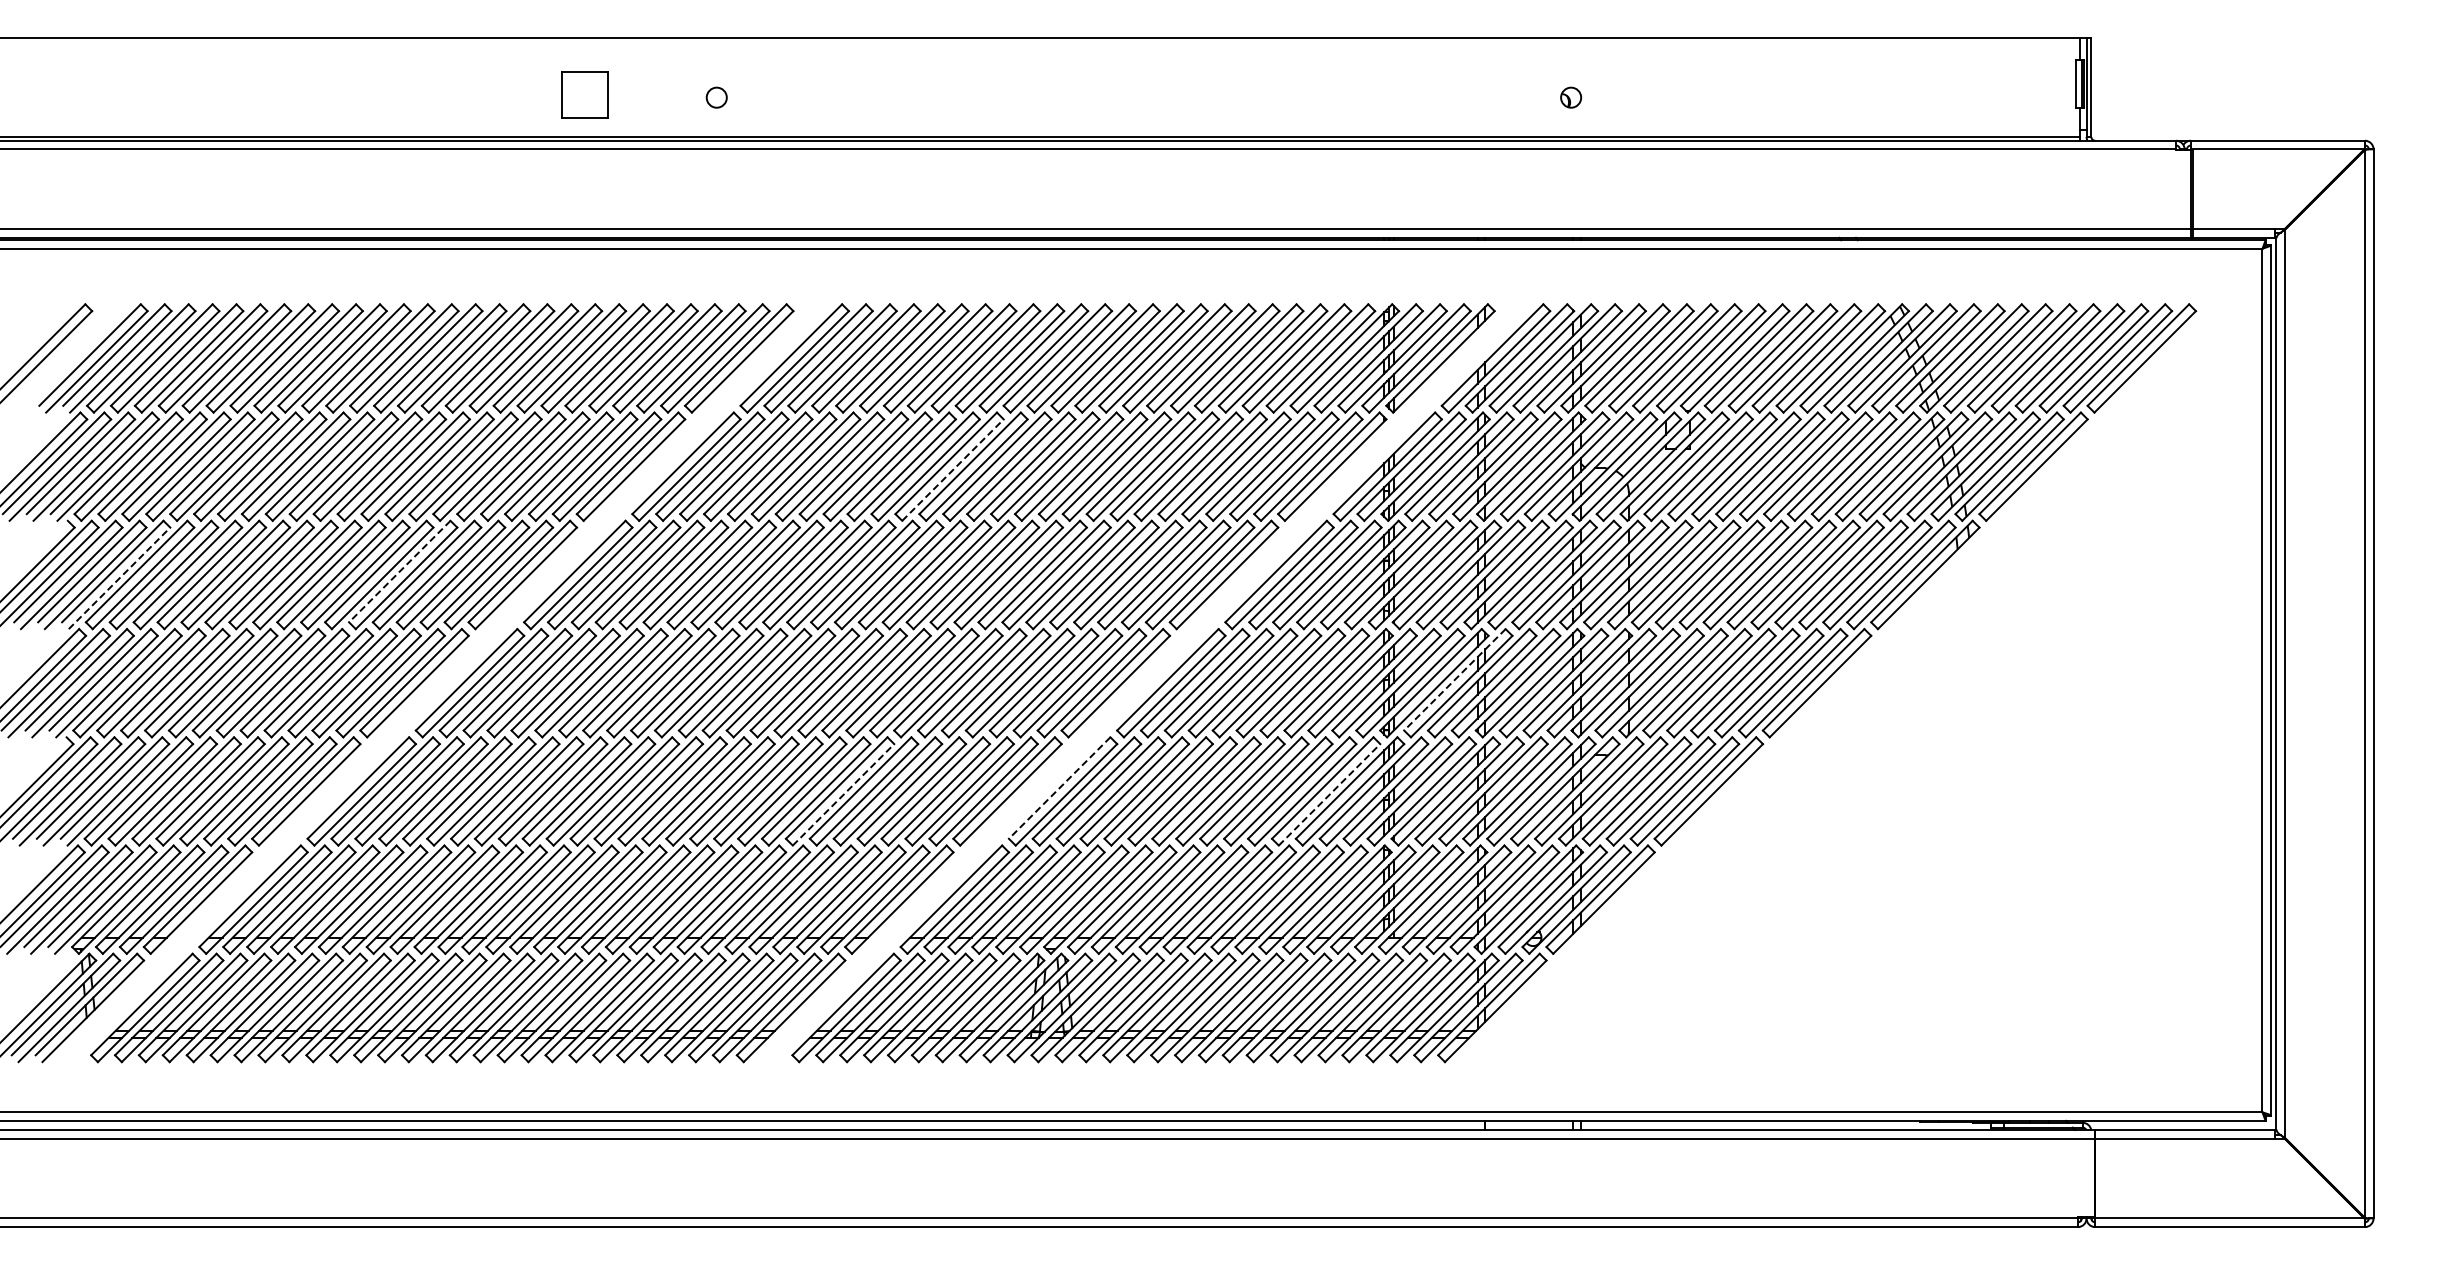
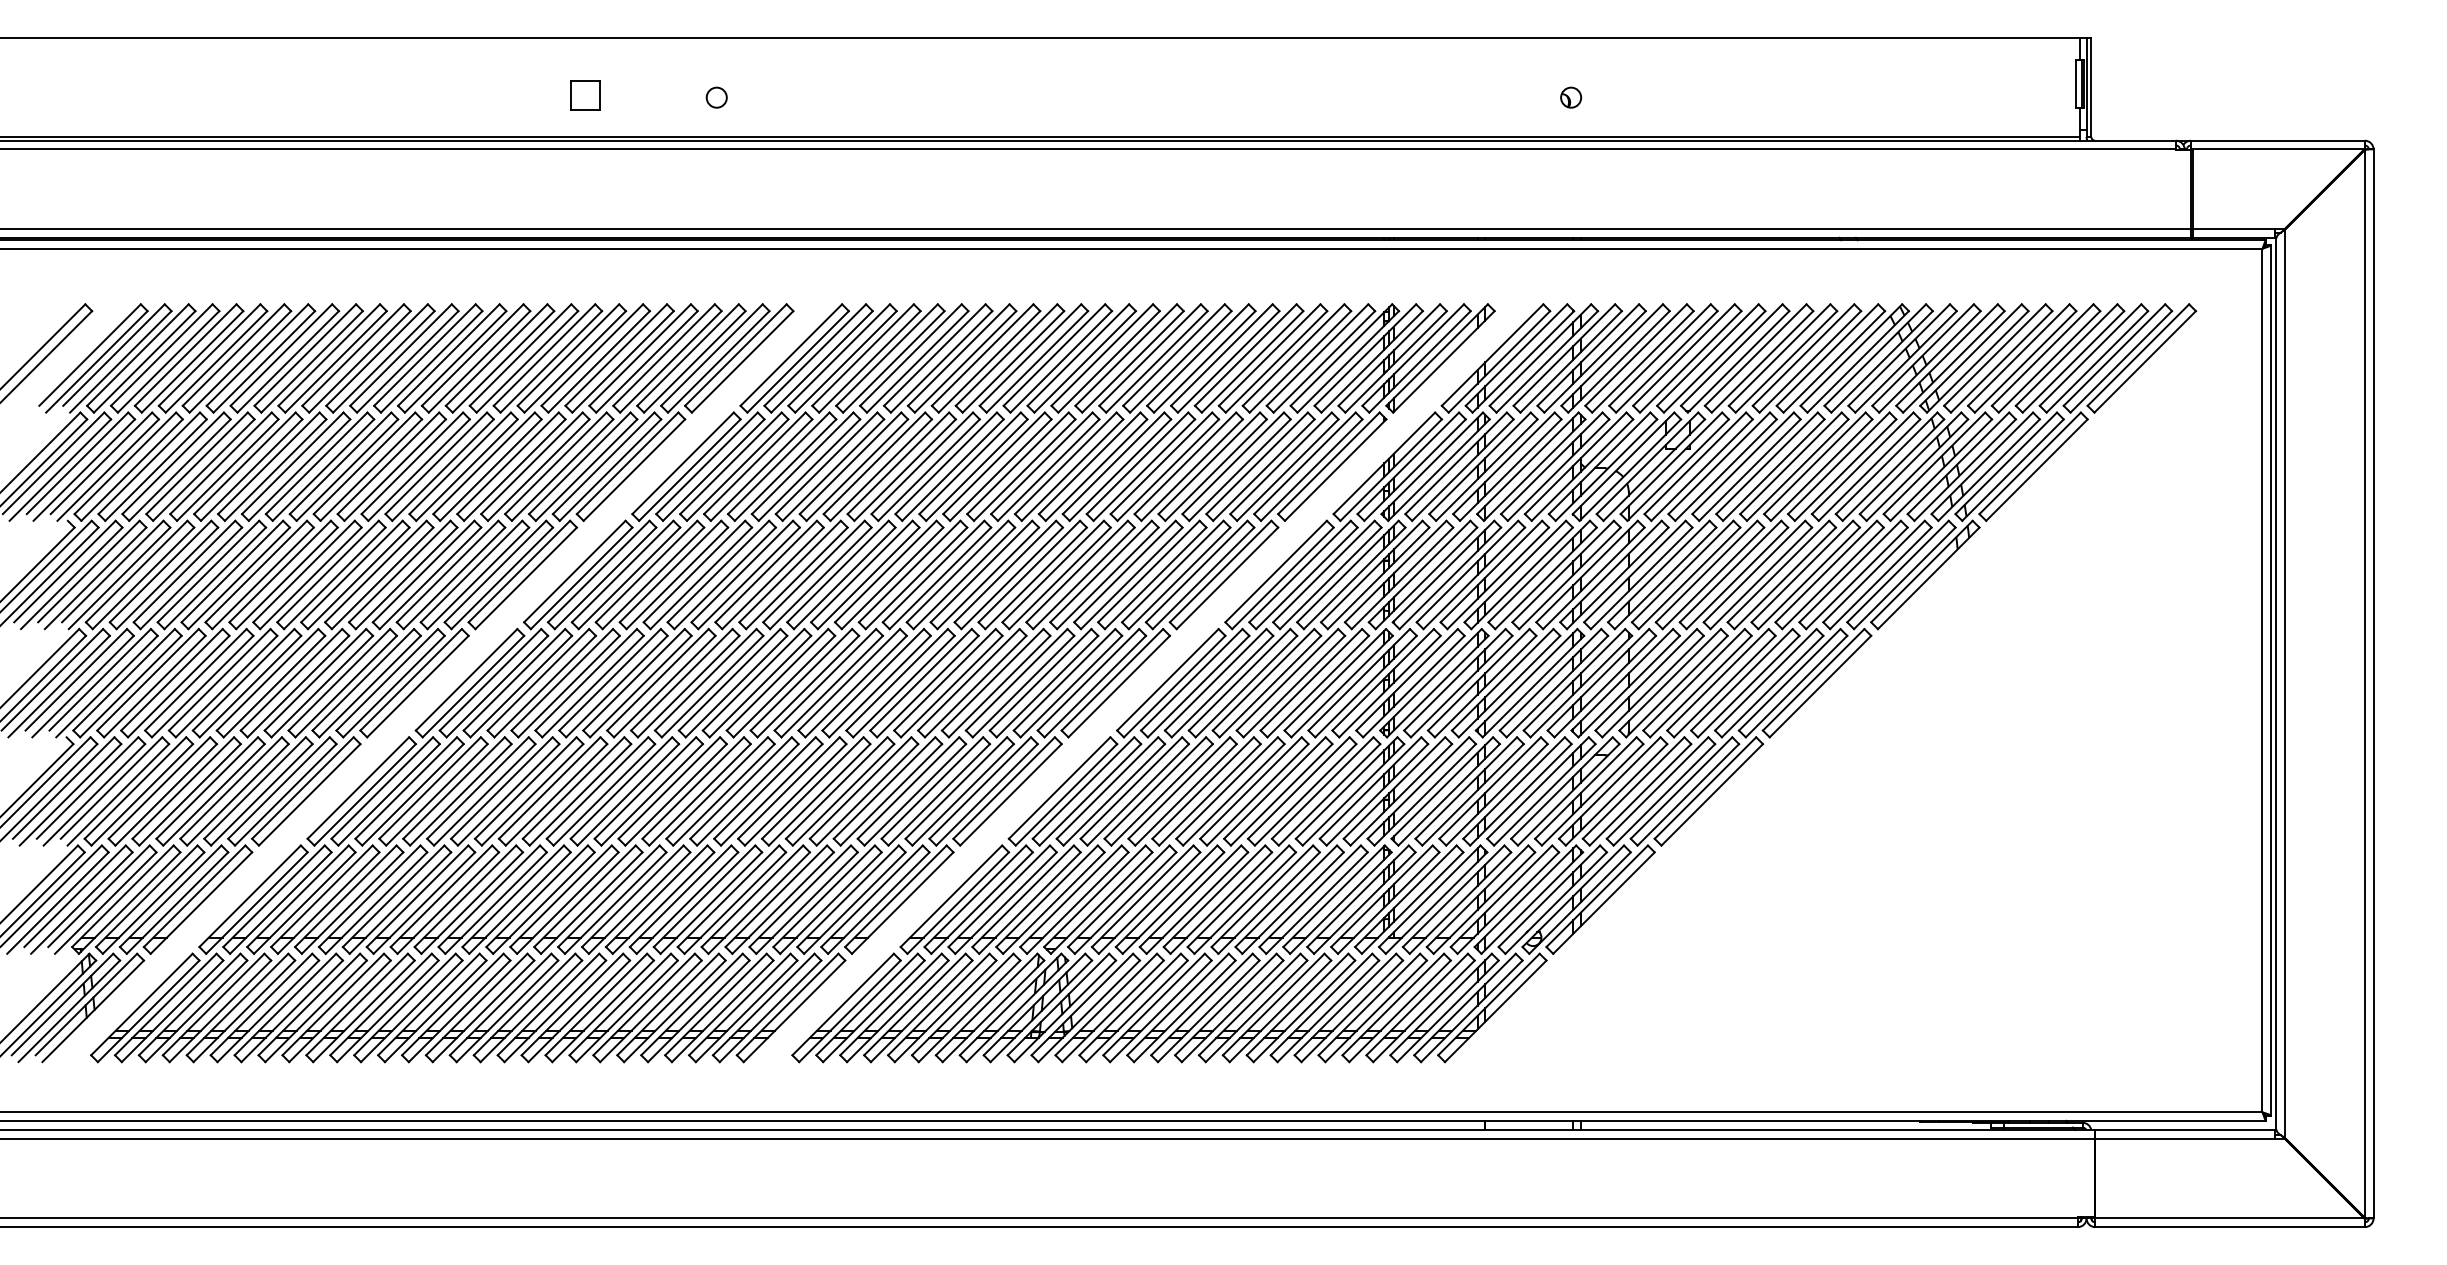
part size: 48x48 px -> 31x31 px (585, 95)
line: dashed -> solid (952, 470)
line: dashed -> solid (399, 571)
line: dashed -> solid (119, 578)
line: dashed -> solid (1454, 679)
line: dashed -> solid (1059, 788)
line: dashed -> solid (843, 794)
line: dashed -> solid (1329, 794)
